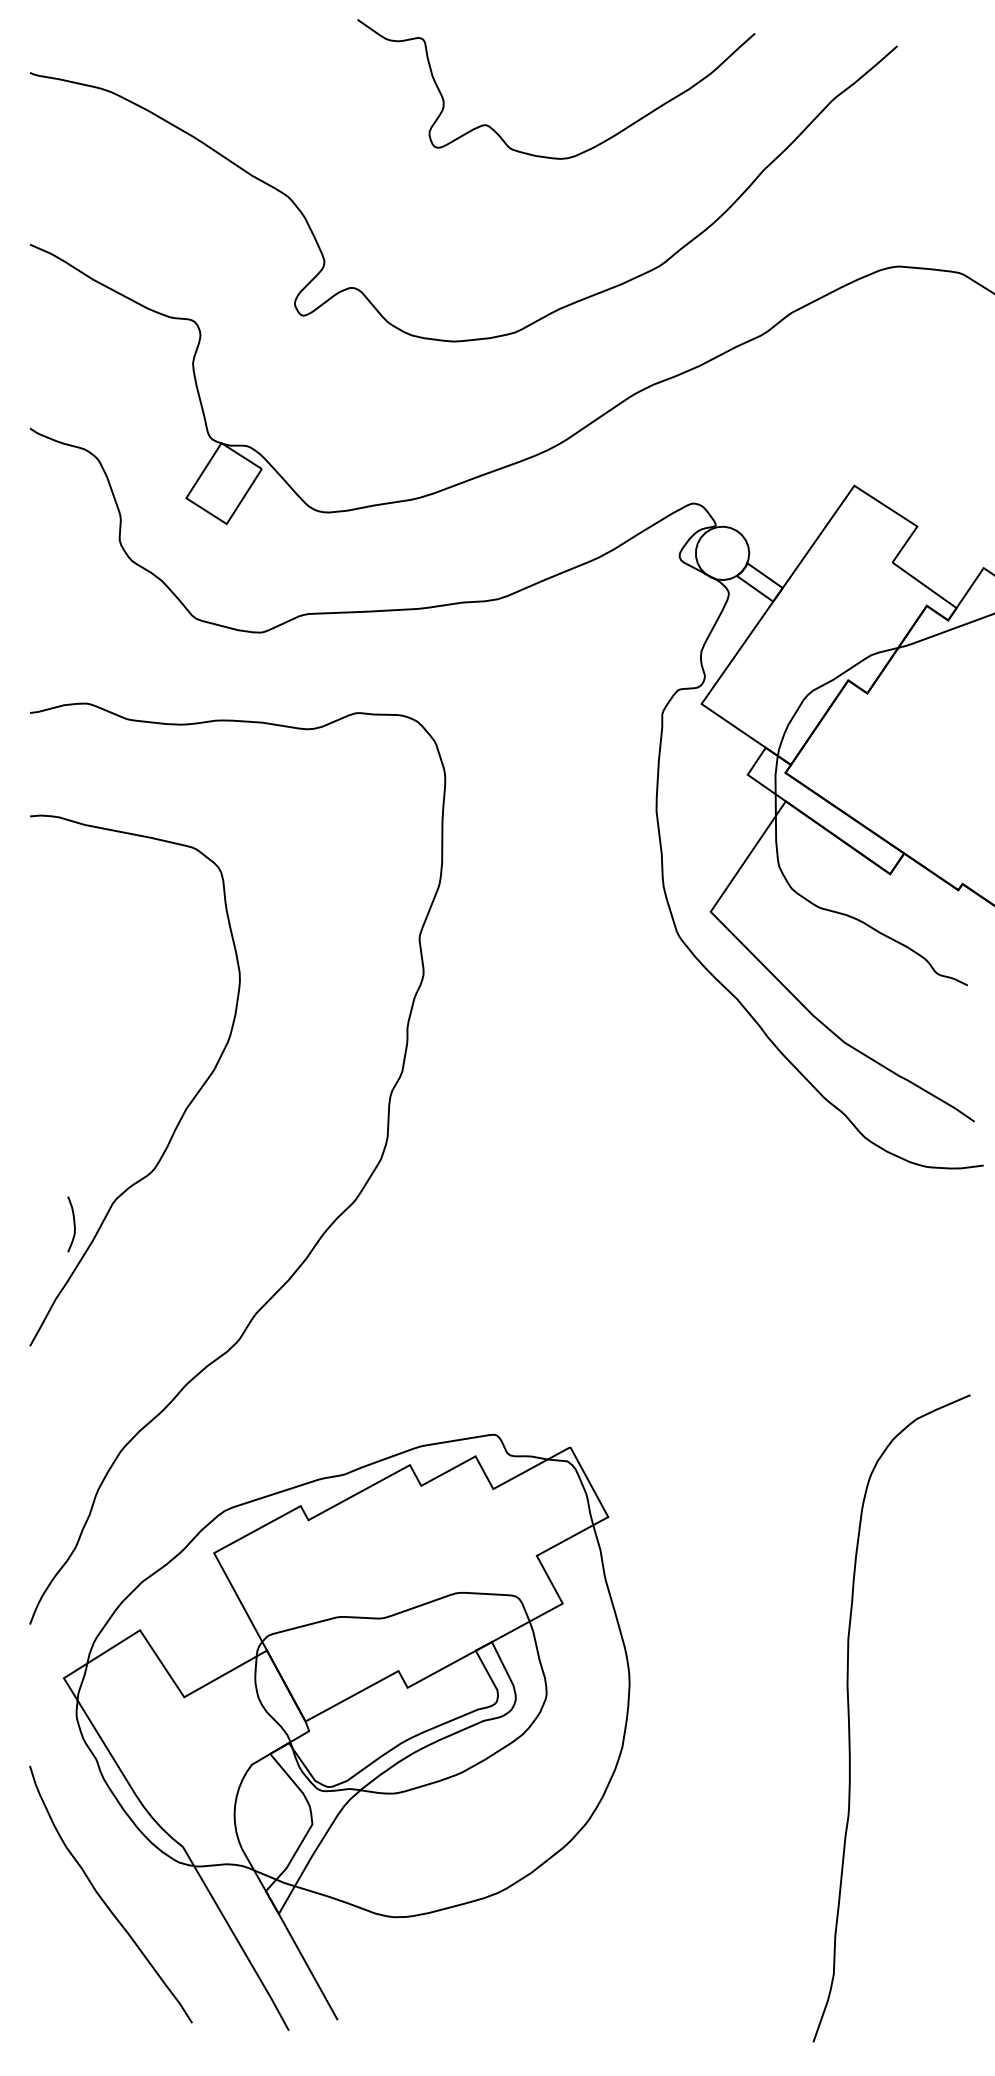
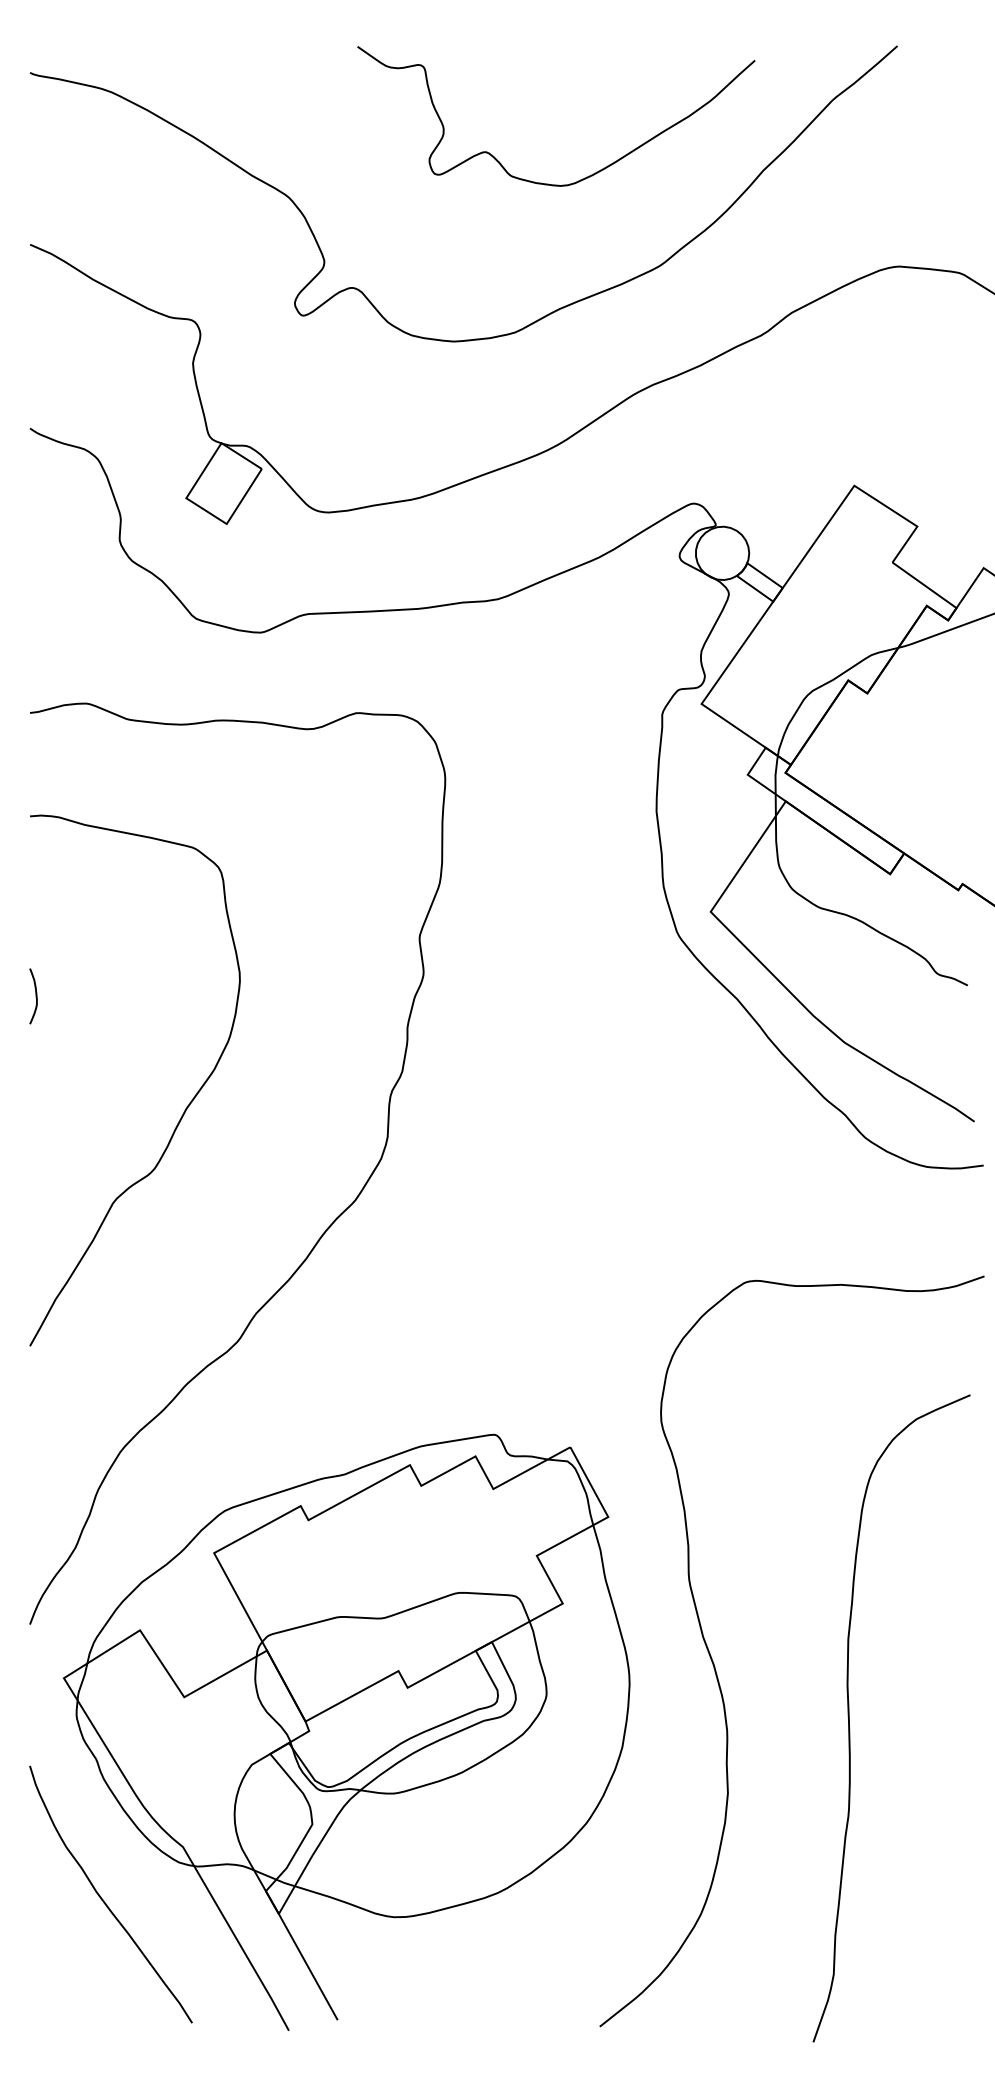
curve position: (584, 150) -> (584, 177) (584, 177)
curve position: (73, 1224) -> (35, 996) (35, 996)
curve: none -> present (716, 1670)
